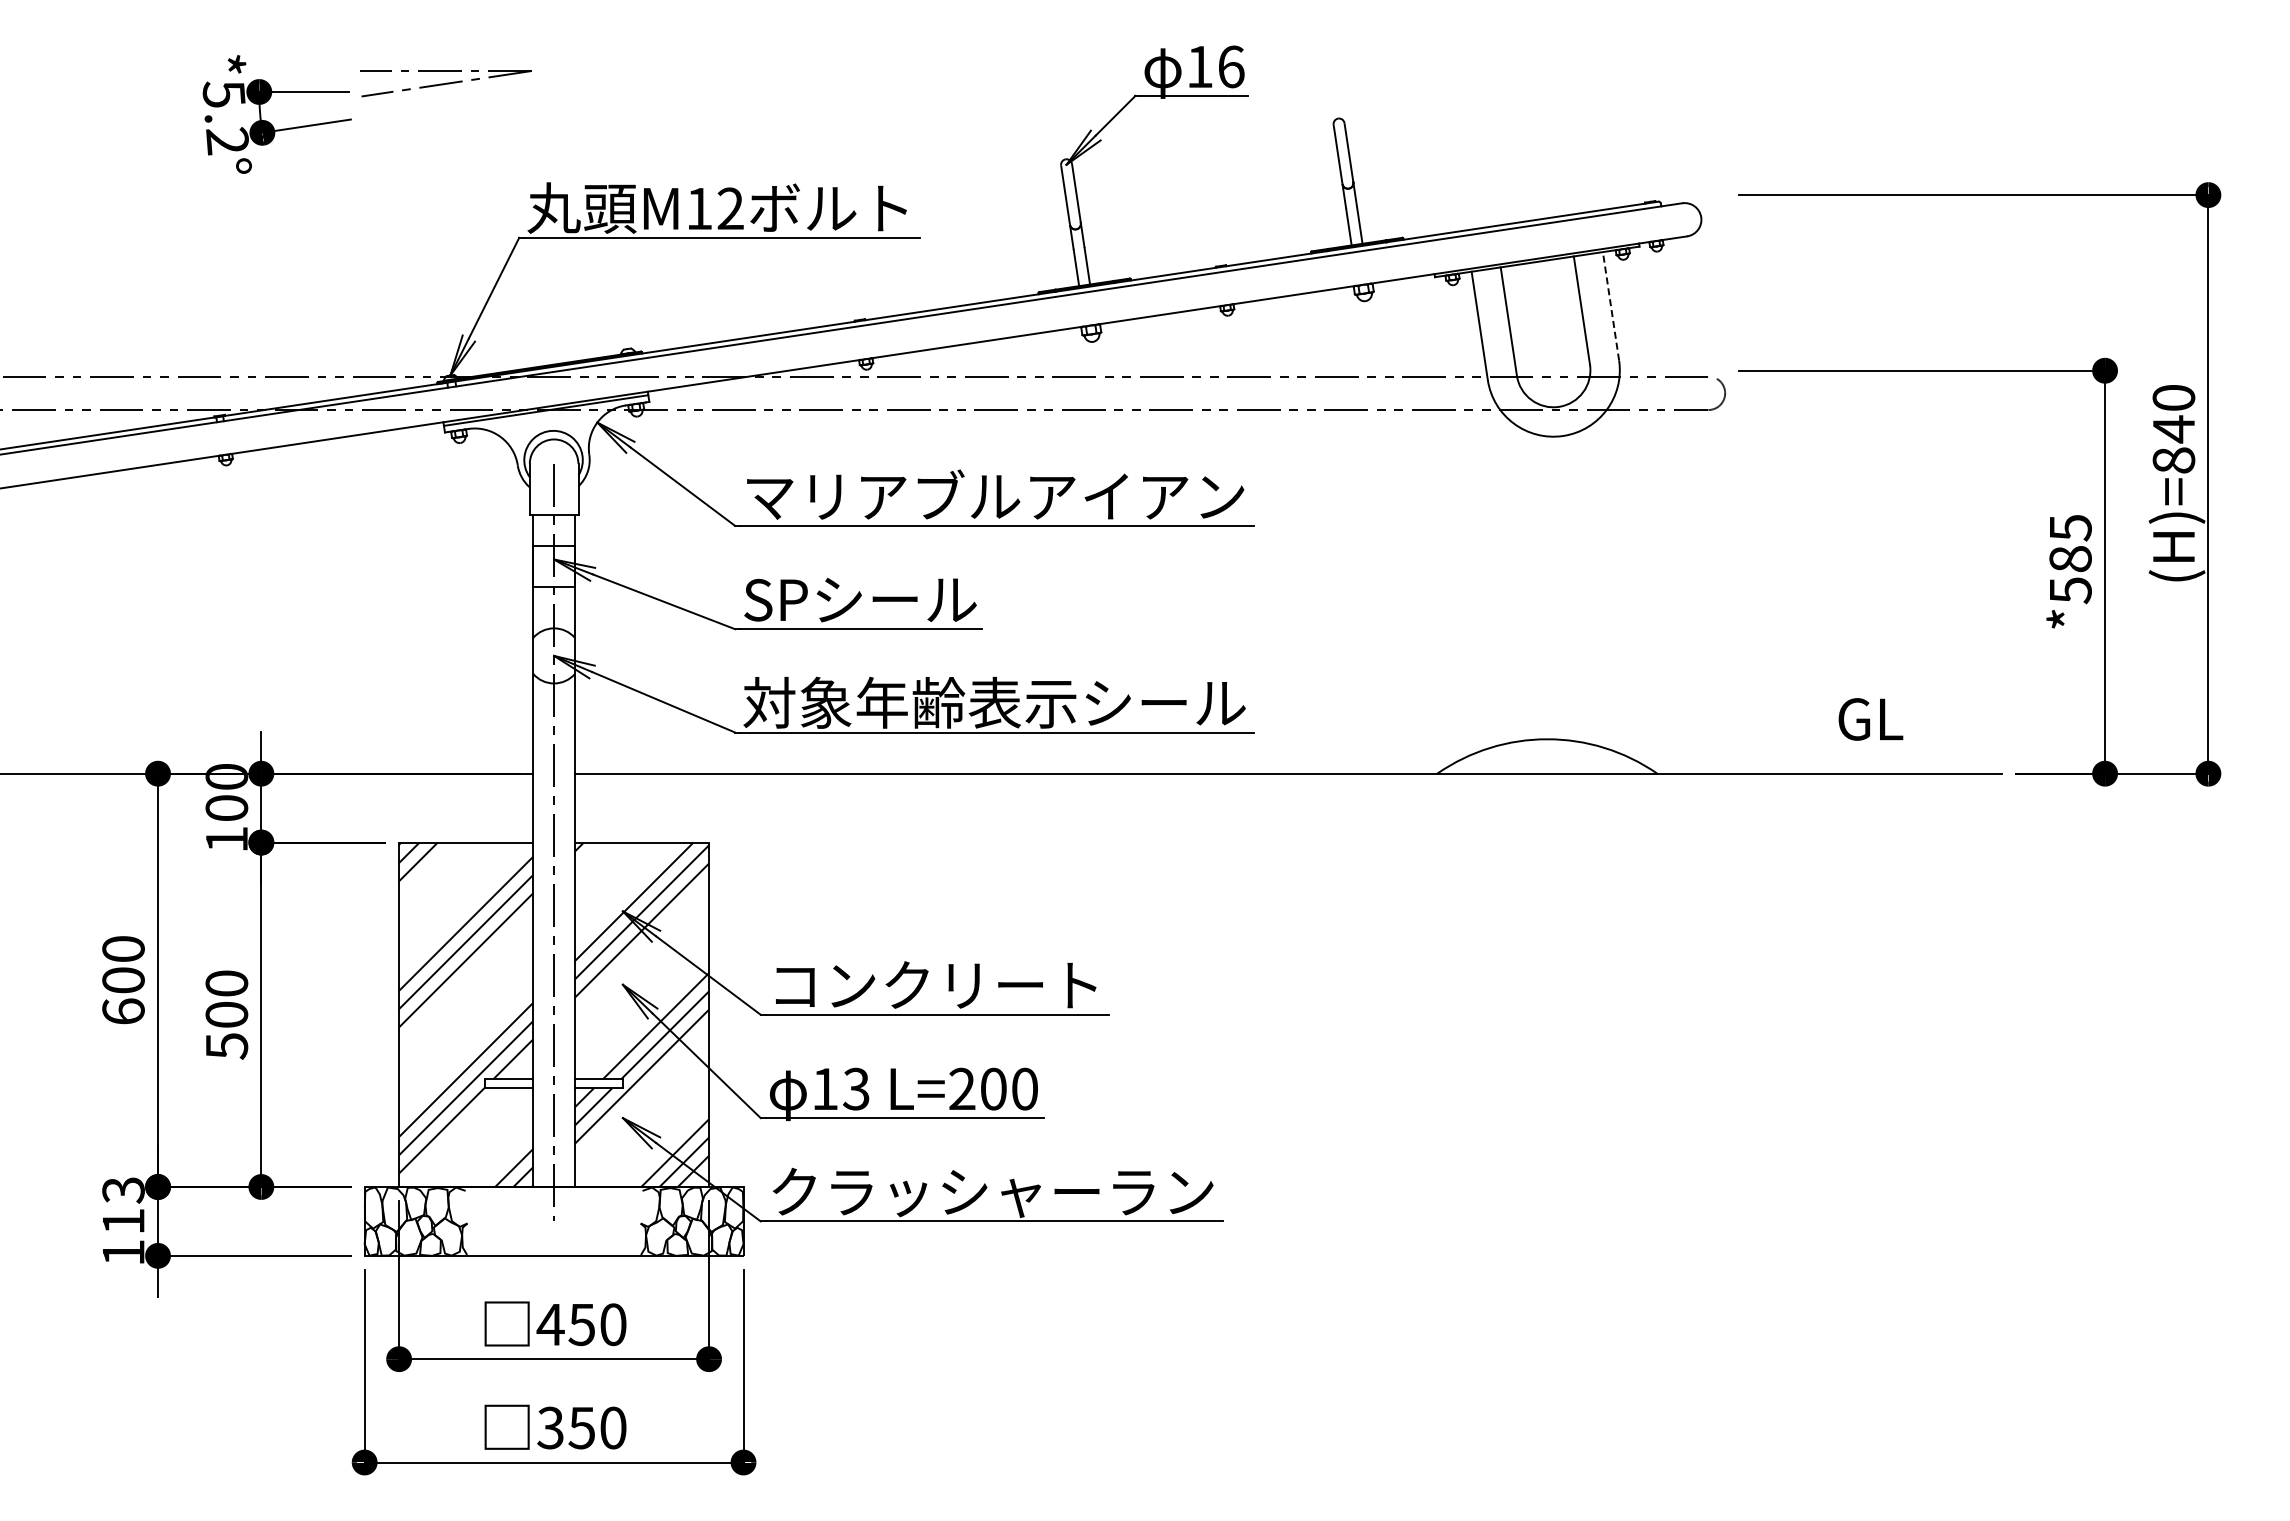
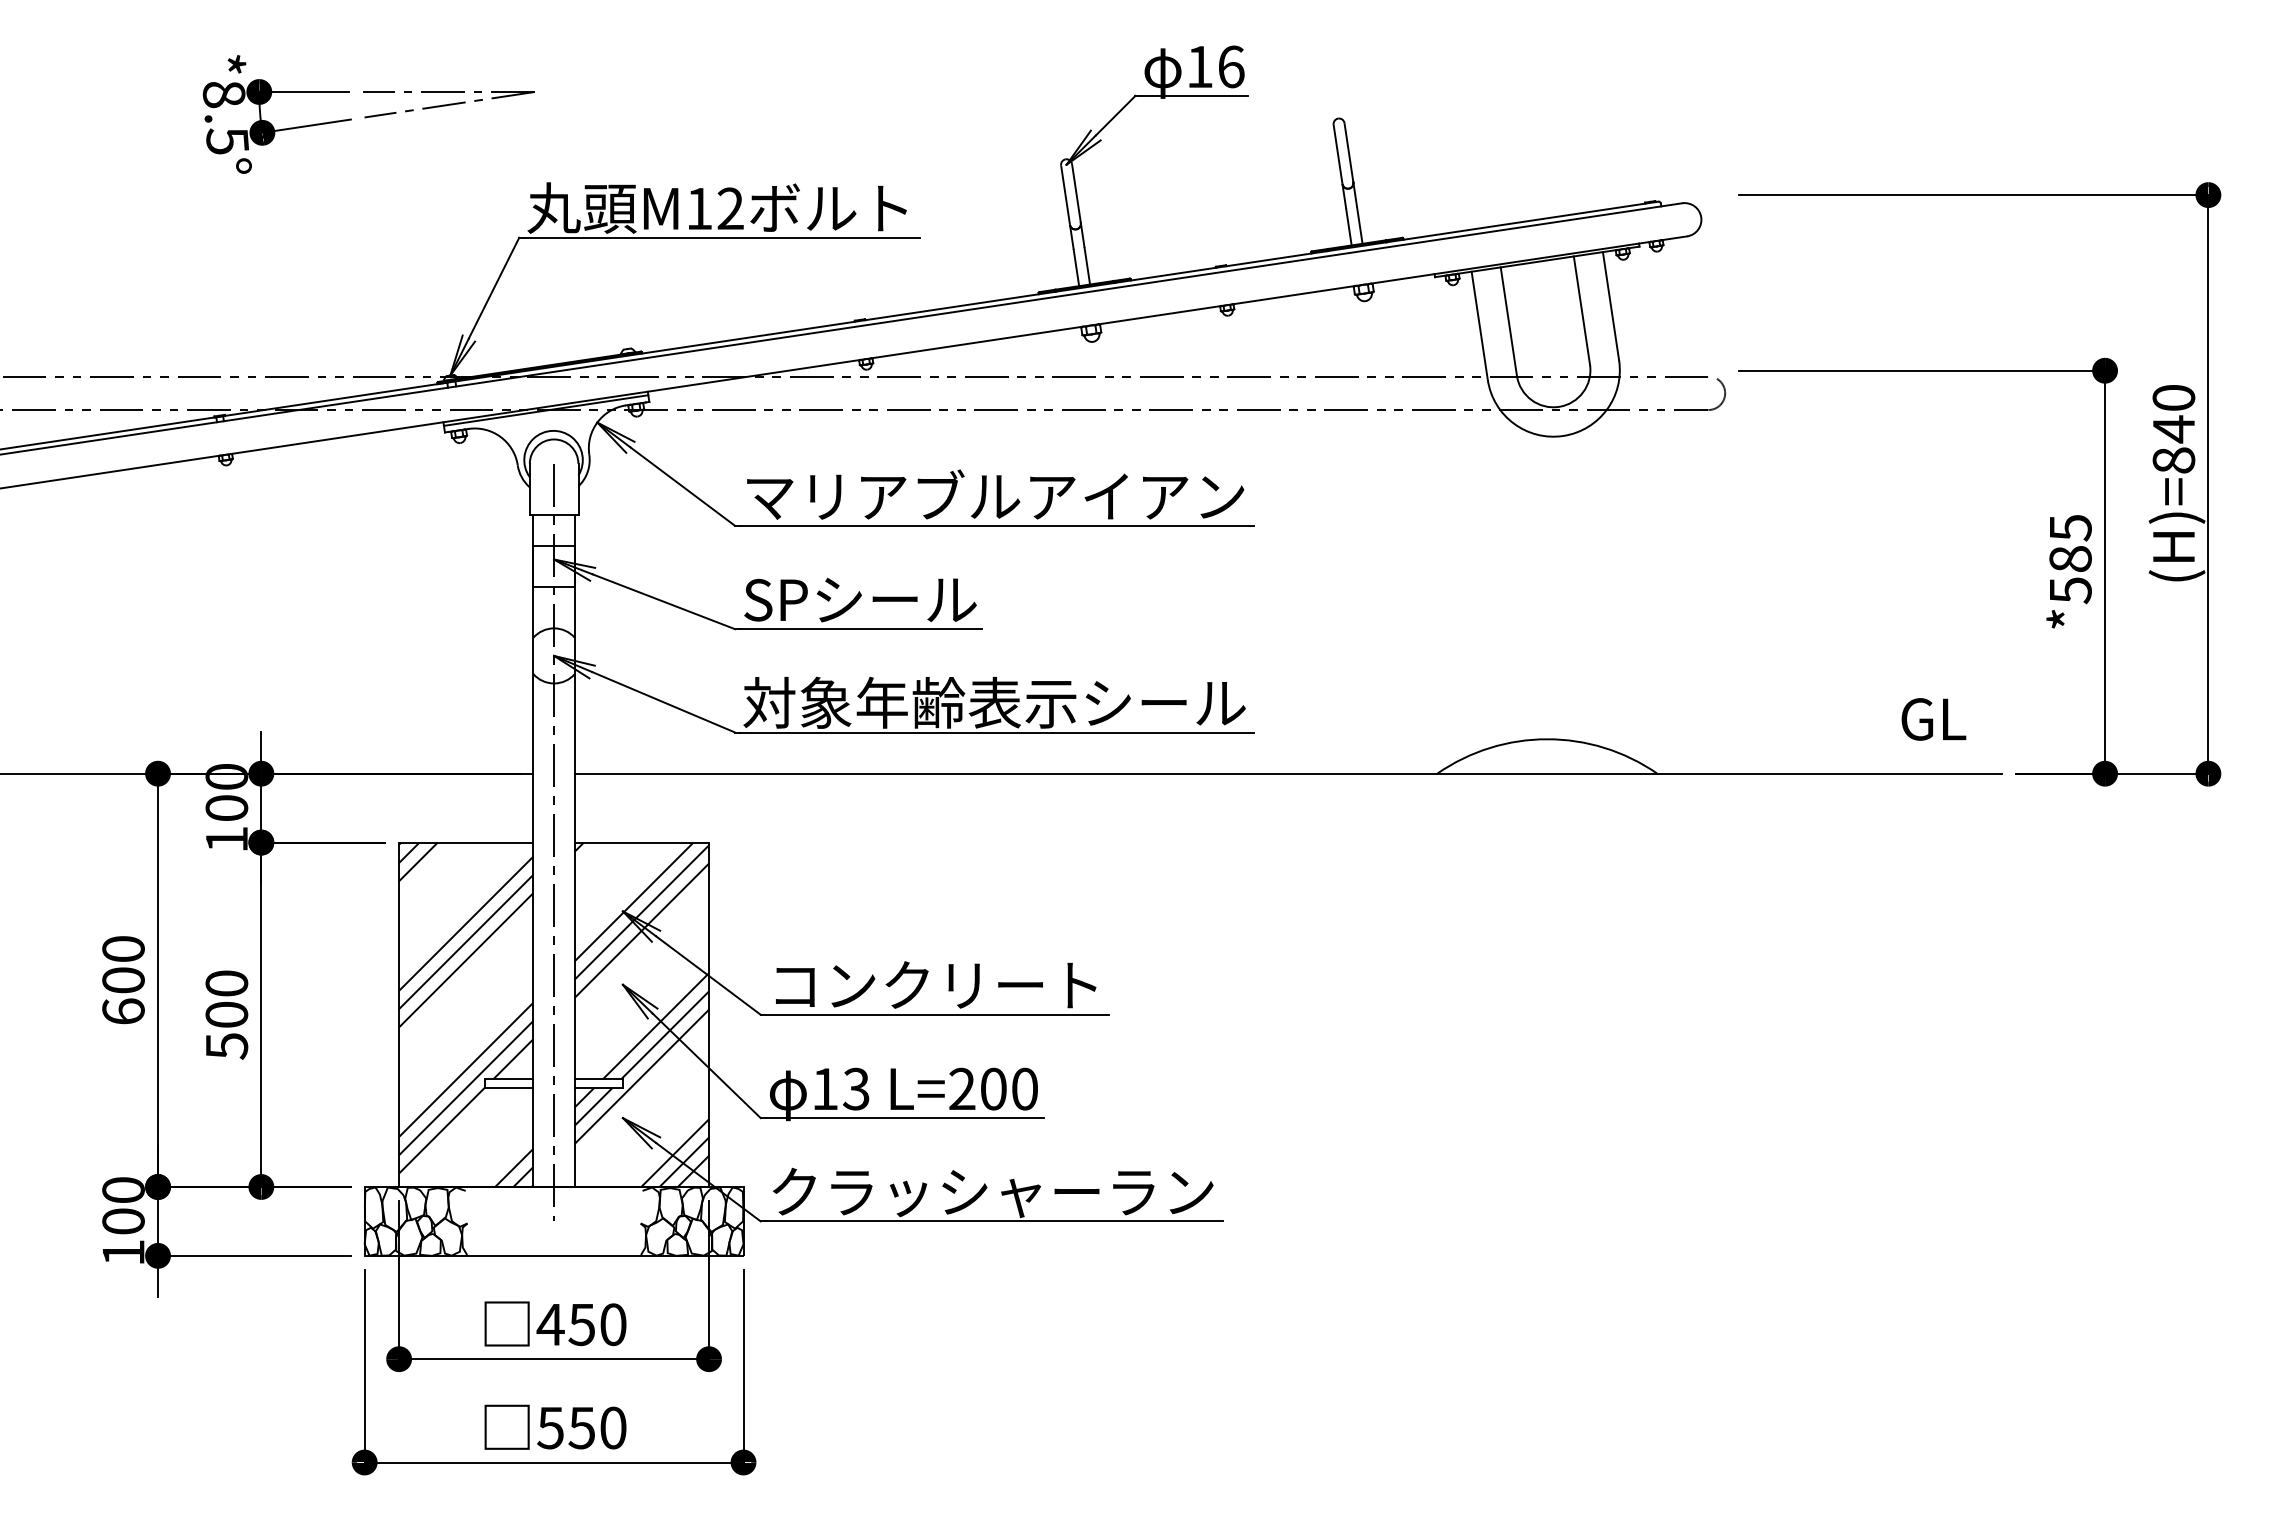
part position: (445, 83) -> (448, 104) (448, 104)
text: *5.2° -> *8.5° (225, 118)
line: dashed -> solid (1611, 306)
text position: (1870, 719) -> (1933, 719) (1933, 719)
text: 113 -> 100 (123, 1205)
text: 350 -> 550 (550, 1427)
